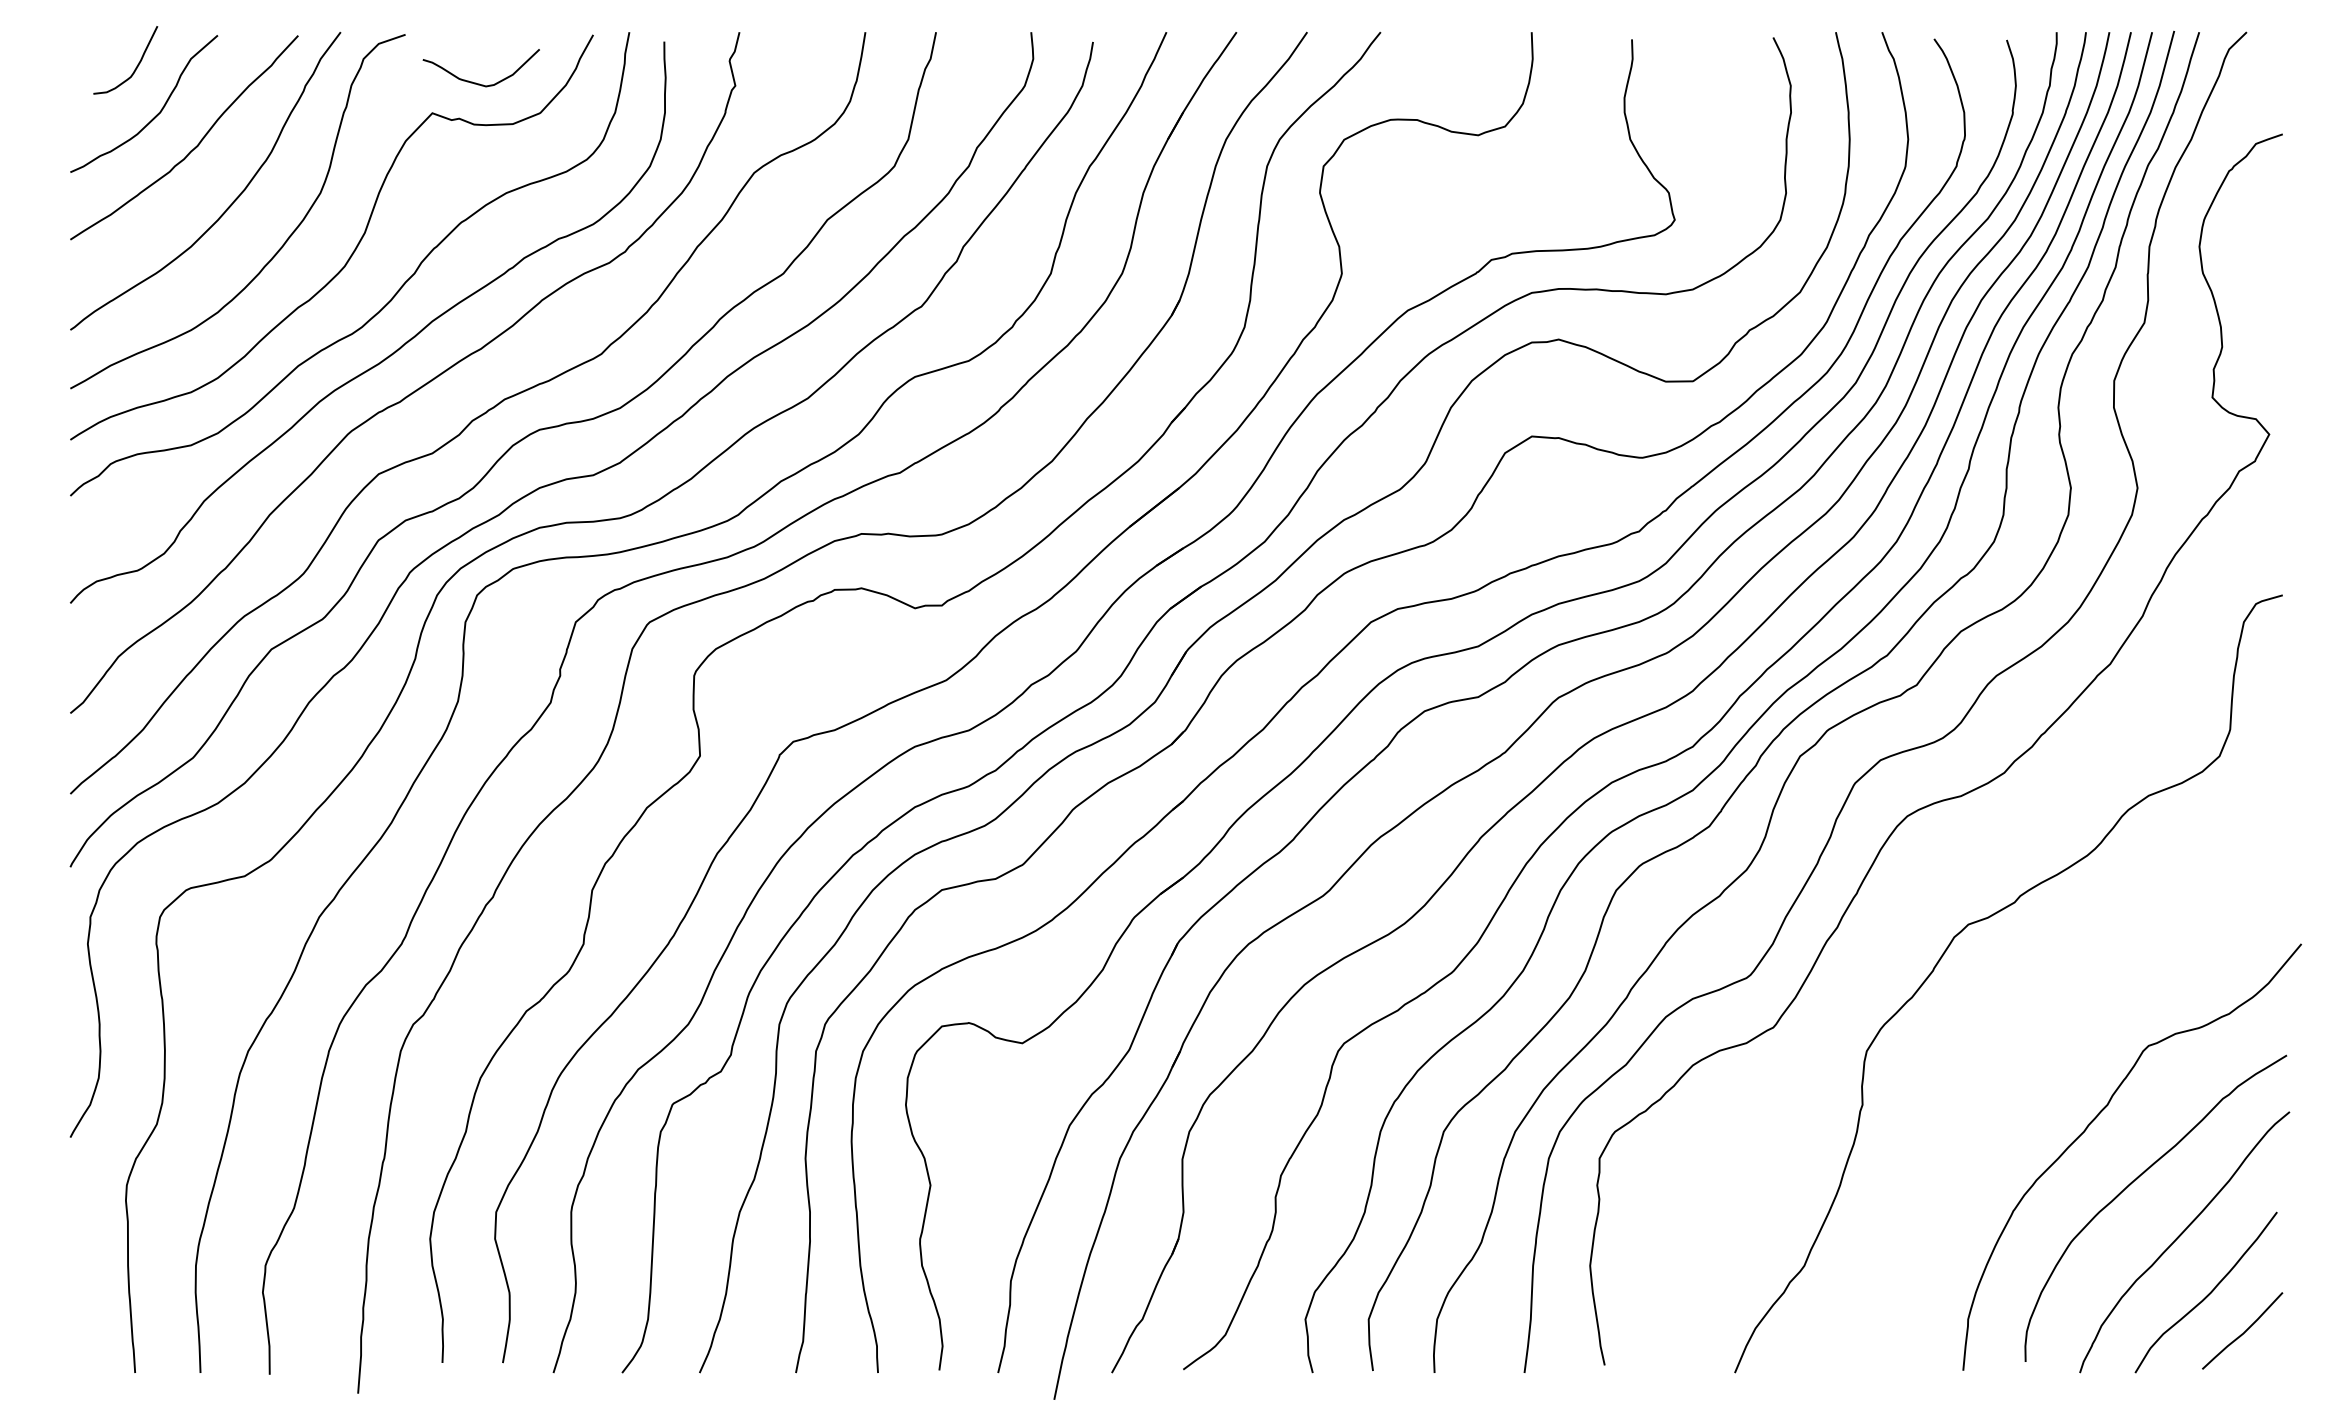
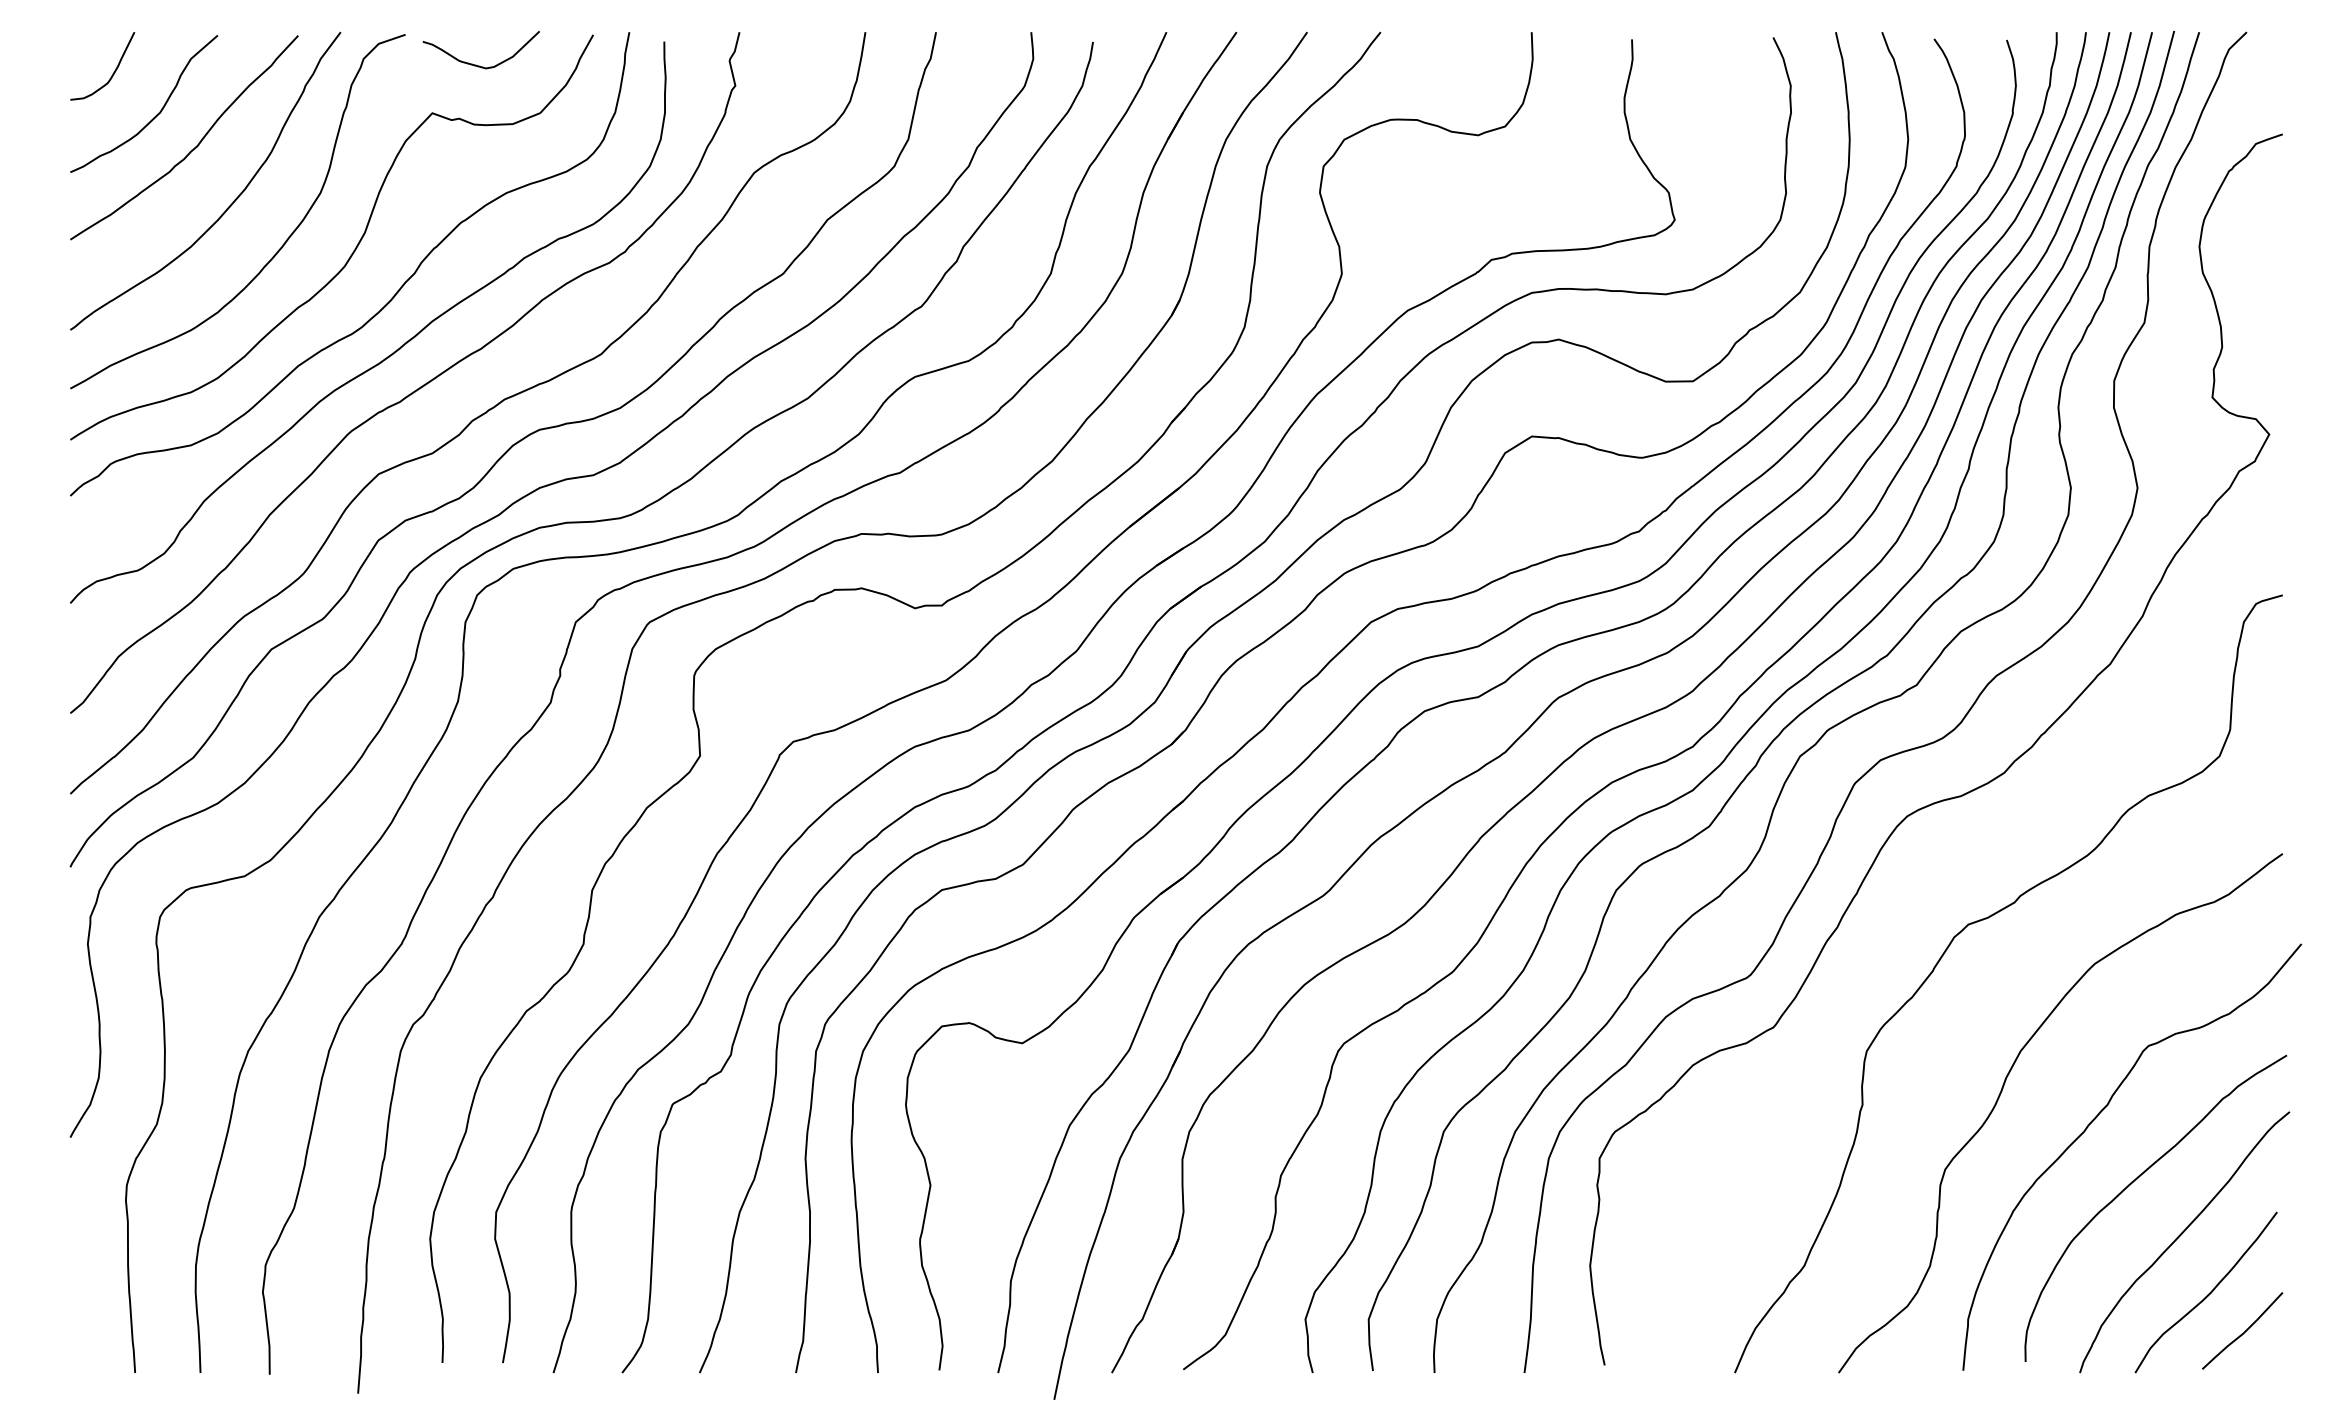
curve position: (135, 67) -> (112, 73) (112, 73)
curve position: (476, 82) -> (476, 64) (476, 64)
curve: none -> present (2002, 1091)
